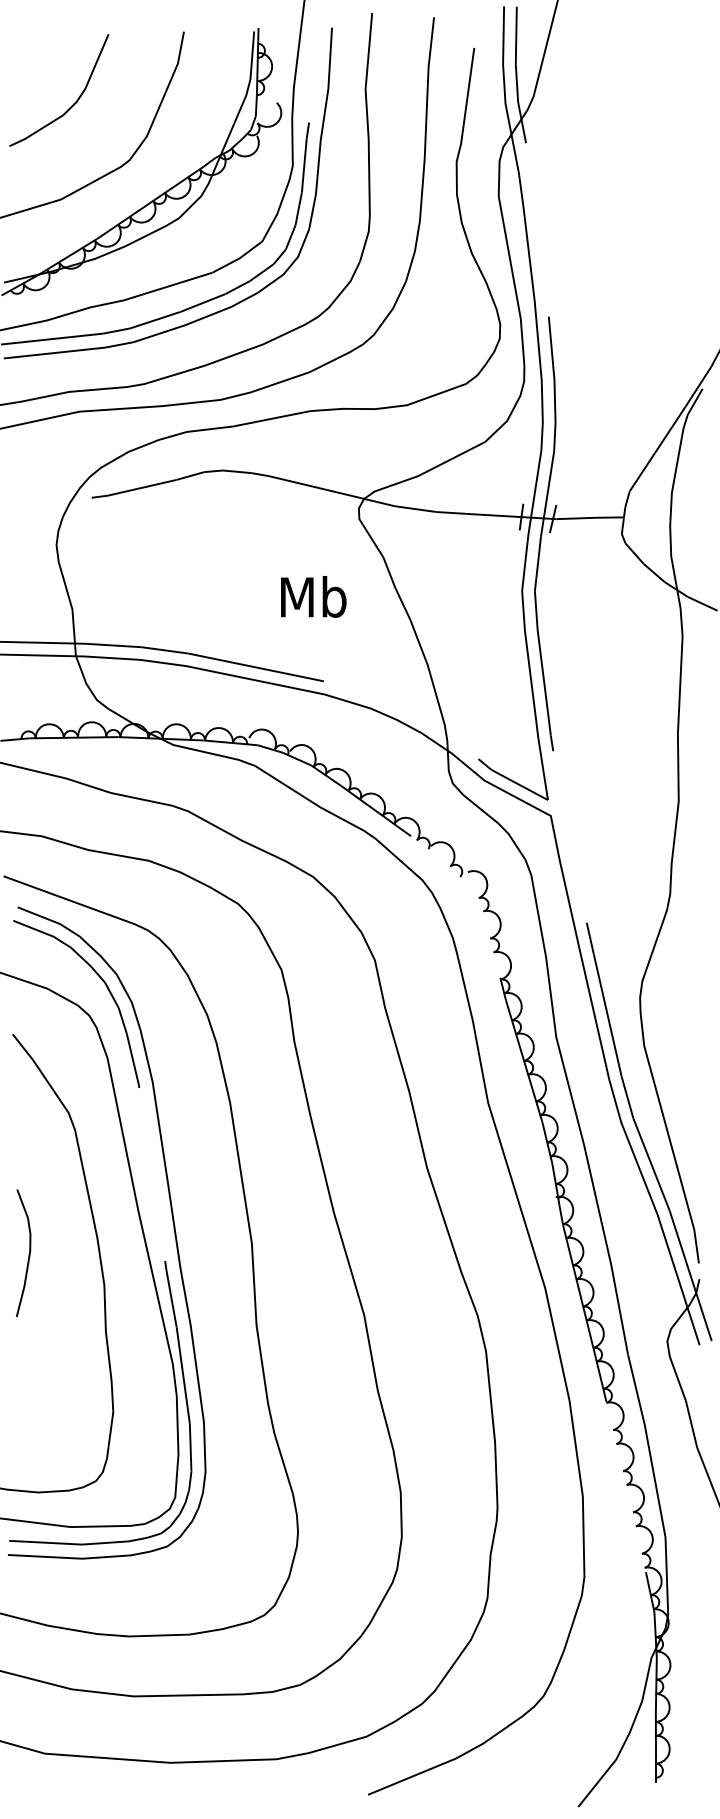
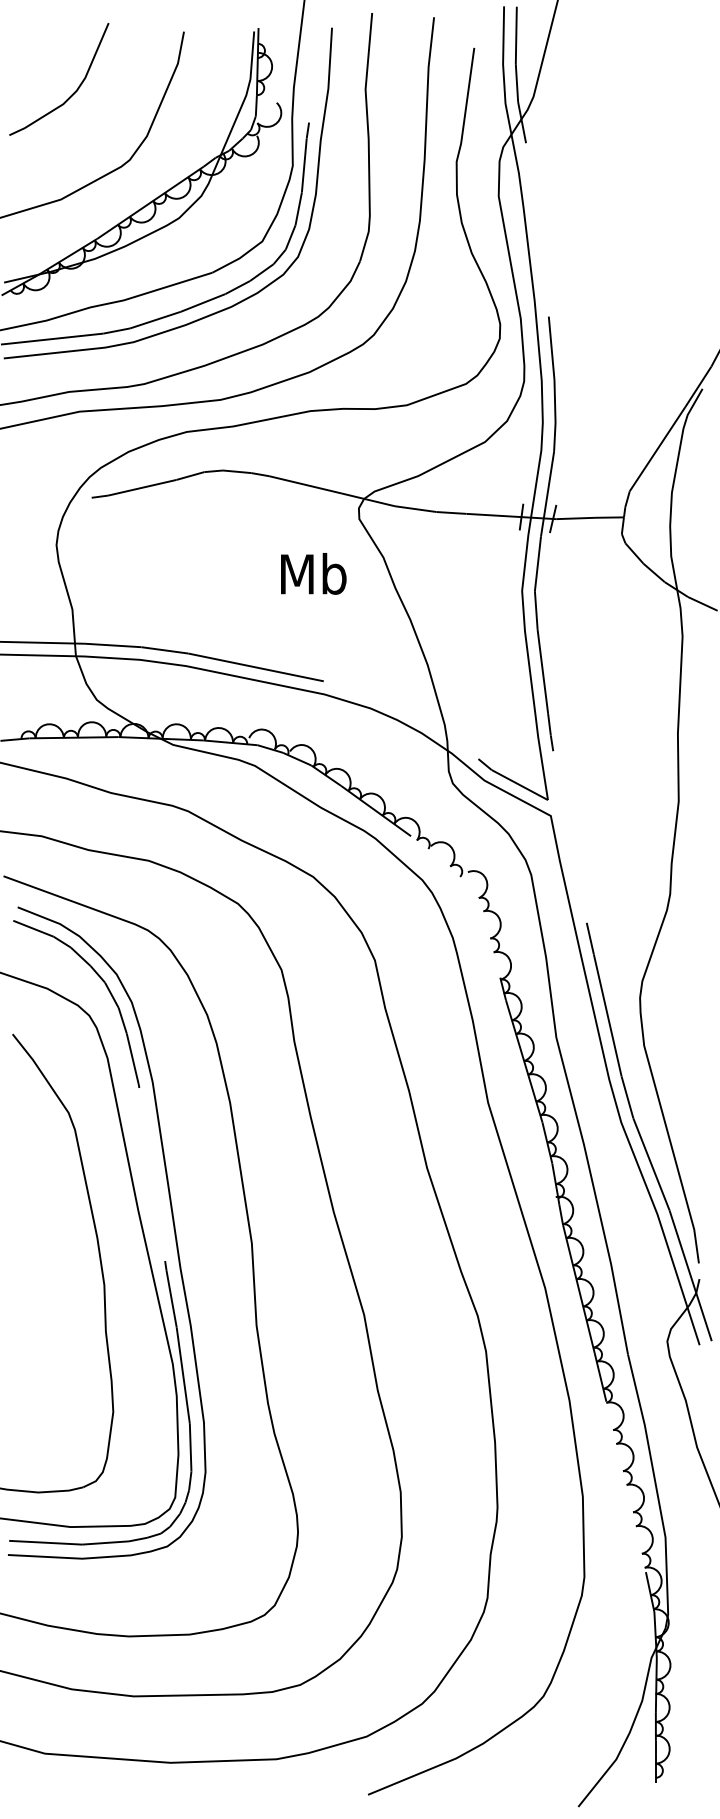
curve position: (73, 103) -> (73, 92) (73, 92)
text position: (313, 596) -> (313, 573) (313, 573)
curve: present -> none (28, 1254)
